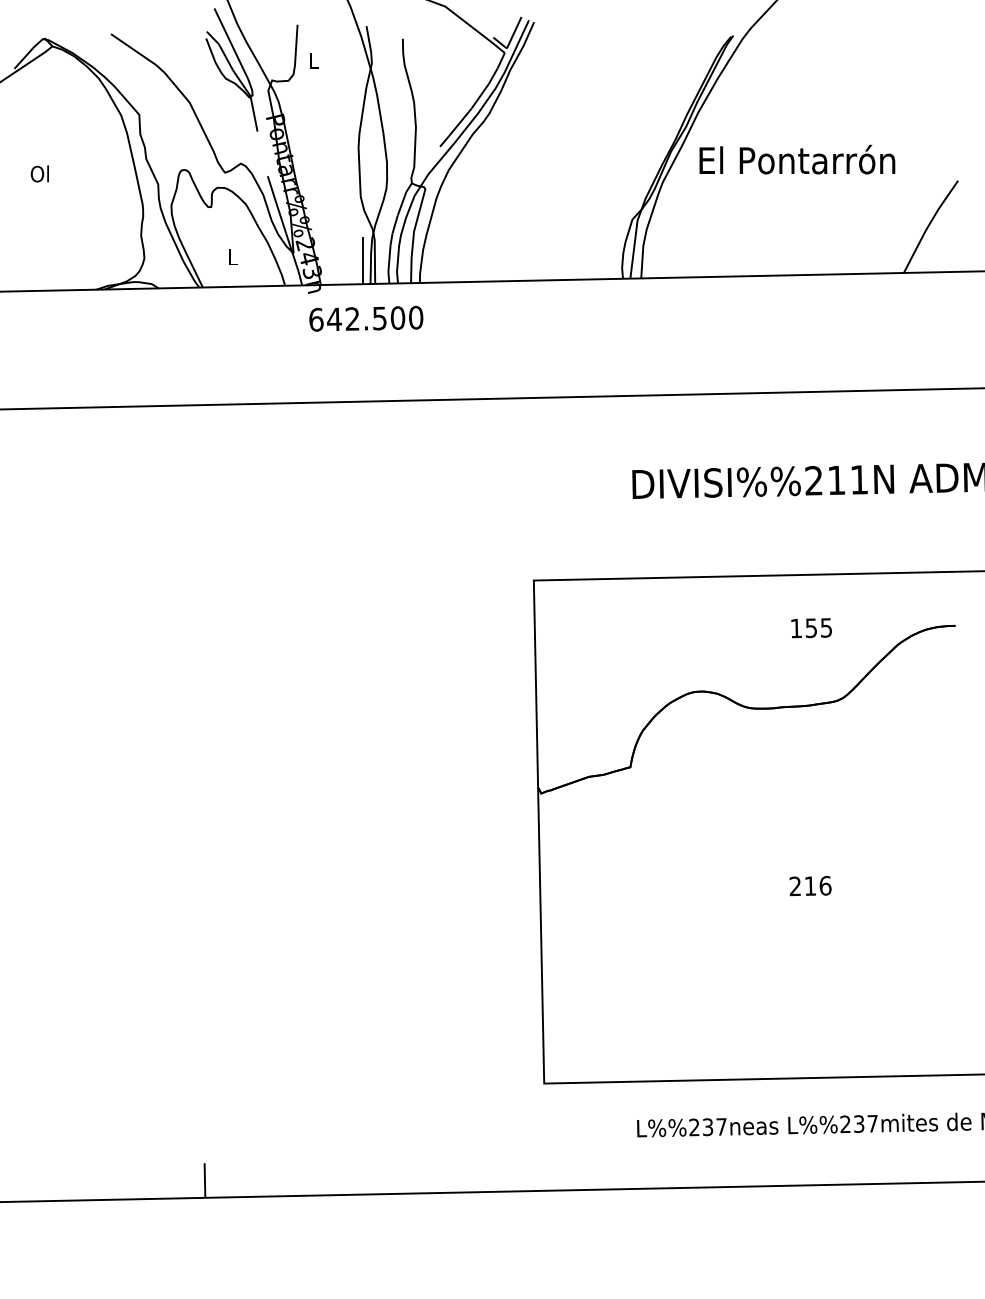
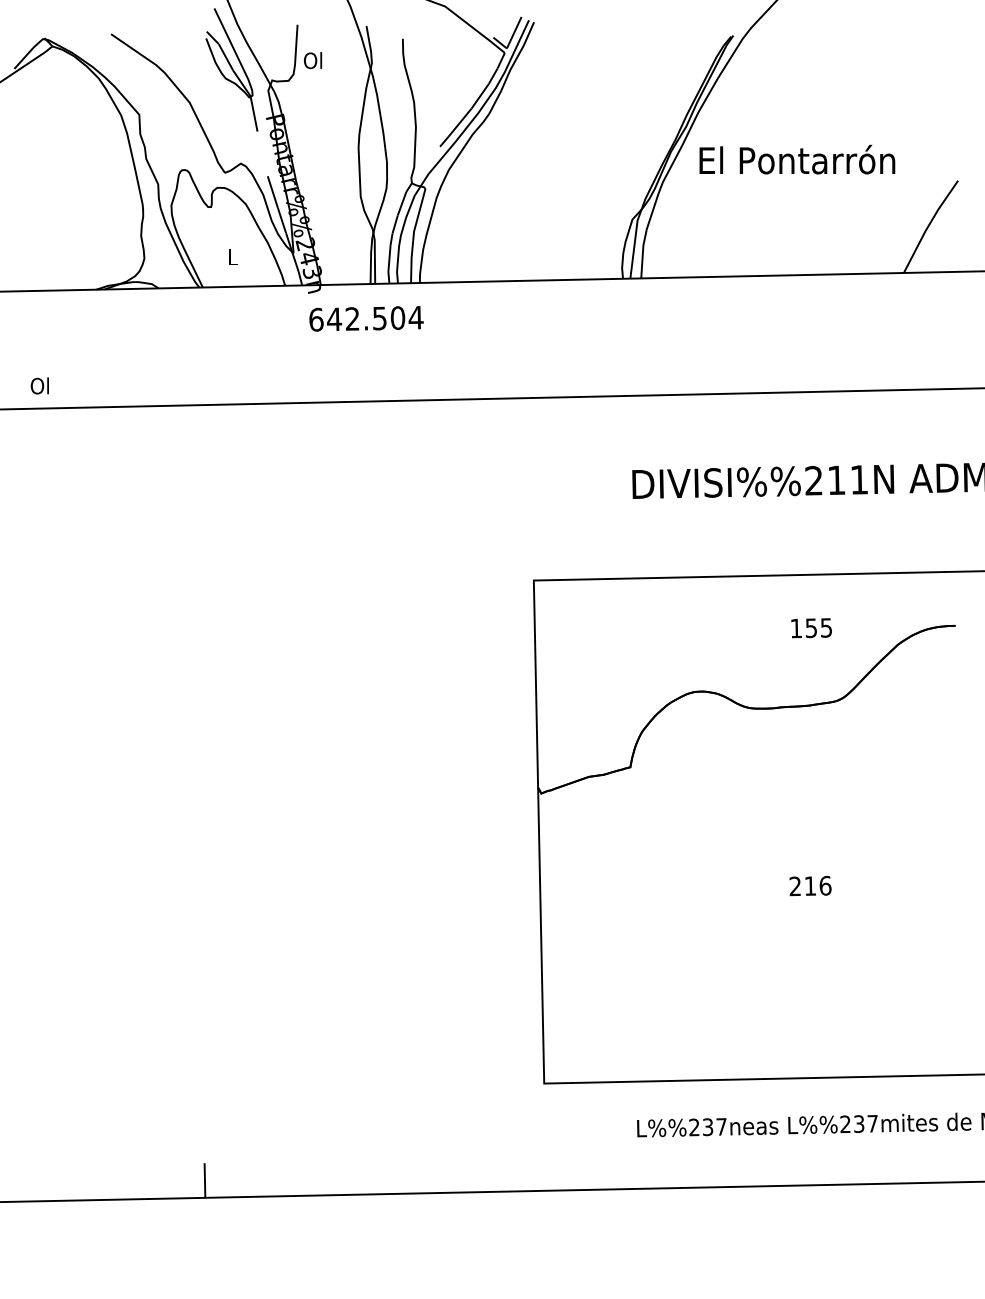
text: L -> Ol (312, 60)
text position: (39, 173) -> (39, 385) (39, 385)
line: present -> none (363, 260)
text: 642.500 -> 642.504 (415, 317)
